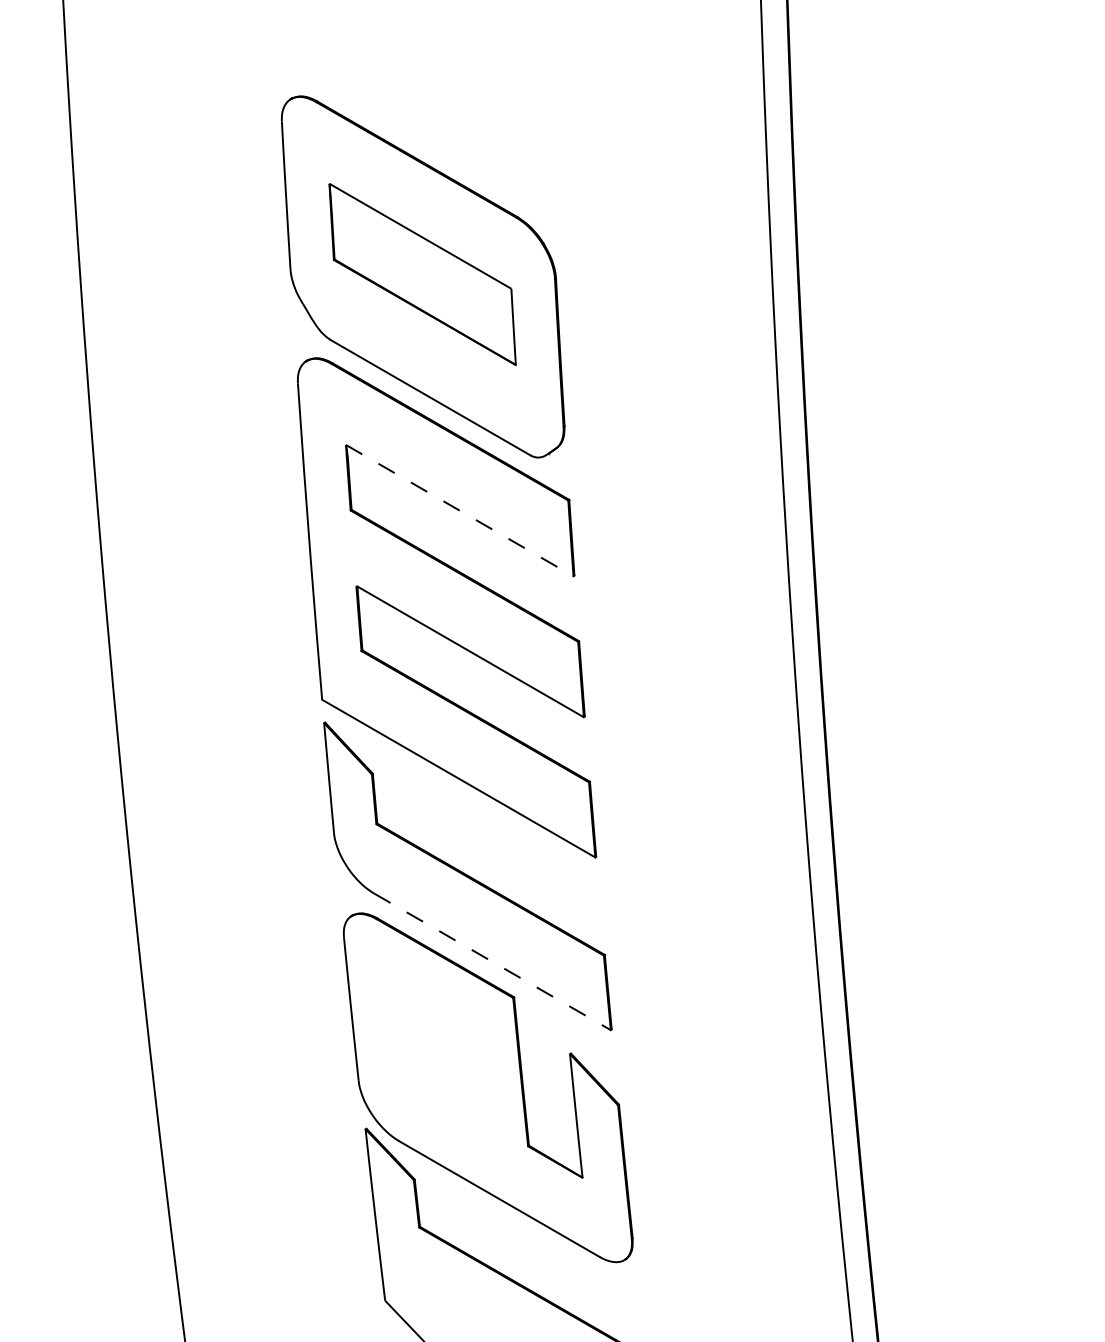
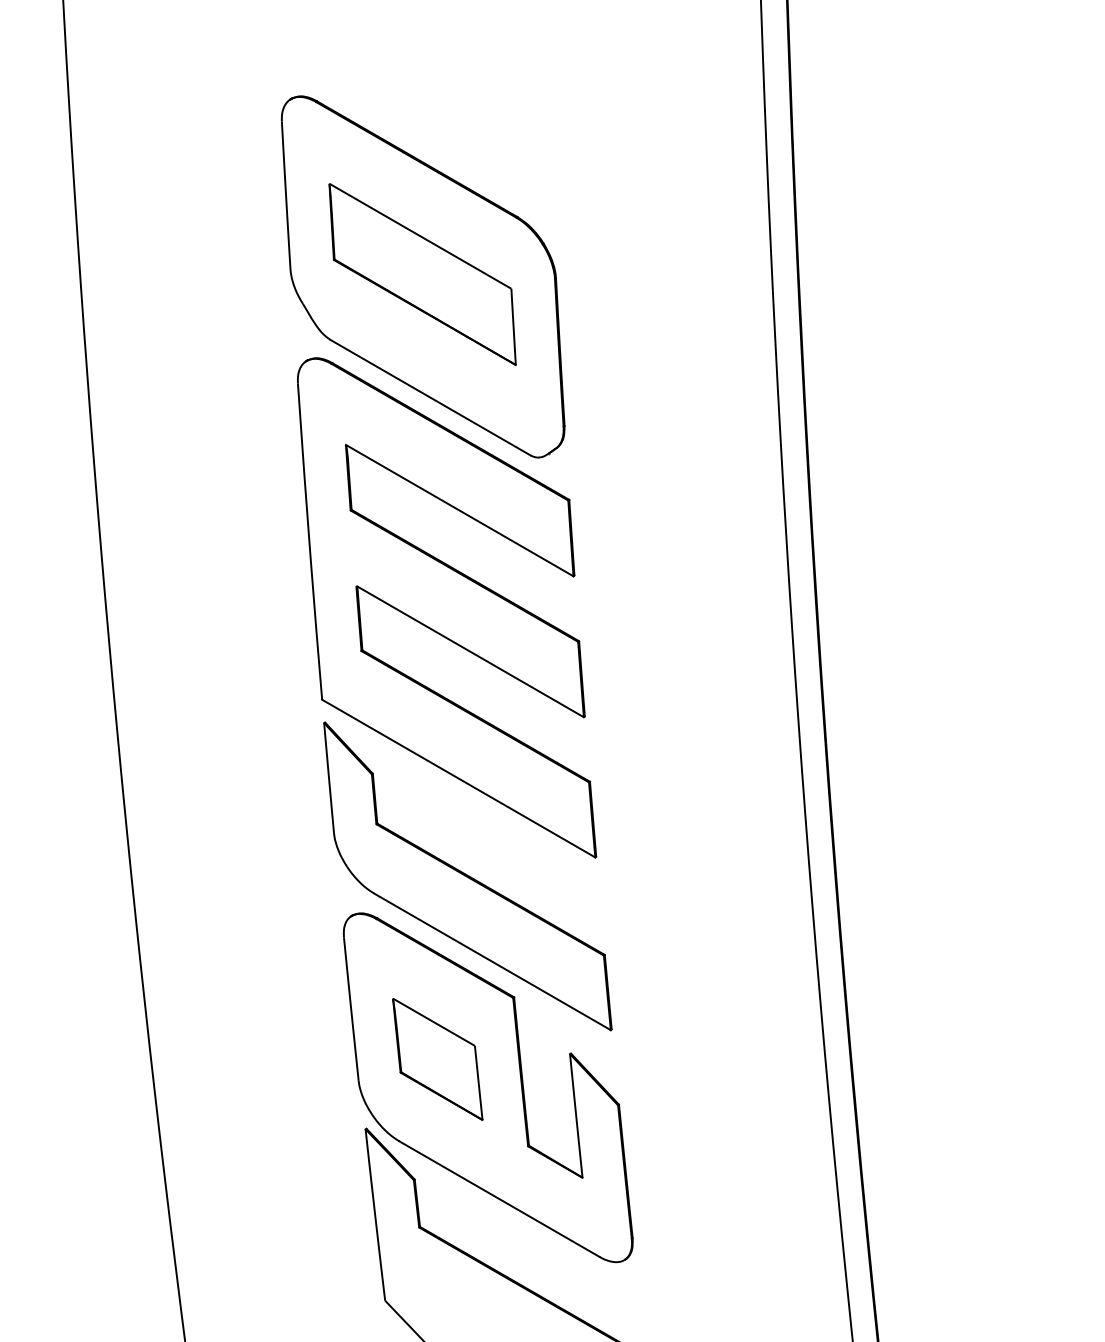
line: dashed -> solid (460, 510)
line: dashed -> solid (492, 961)
part: none -> present (437, 1059)
